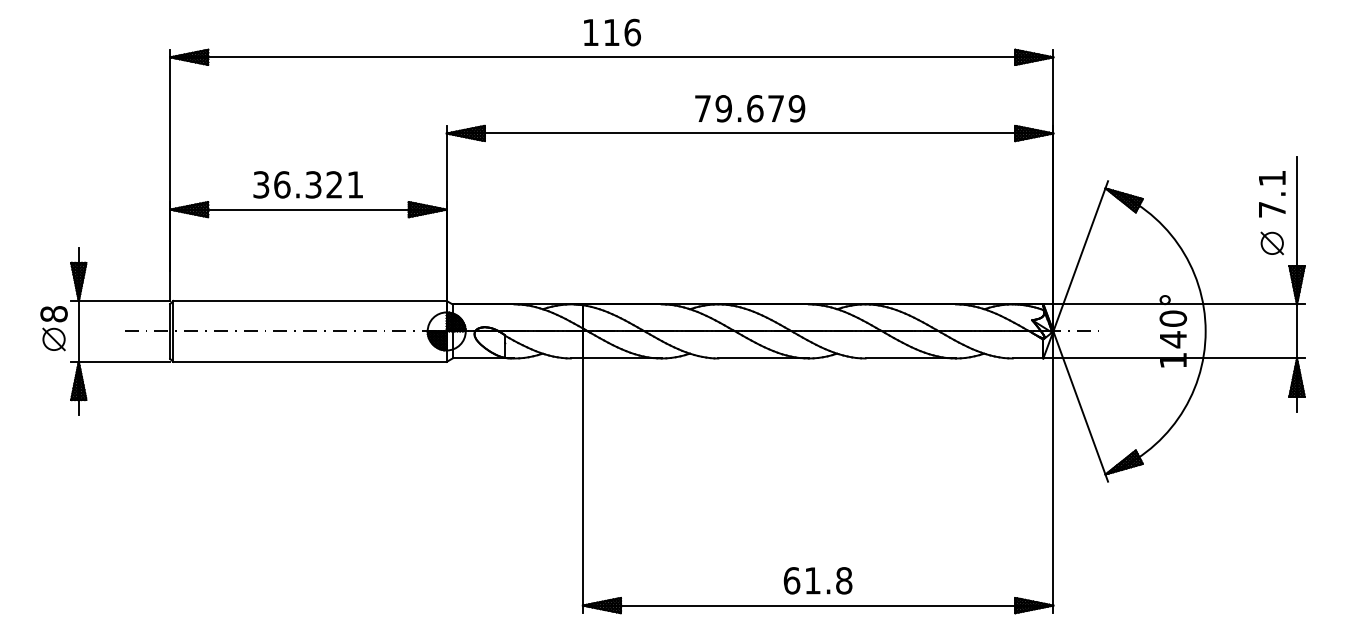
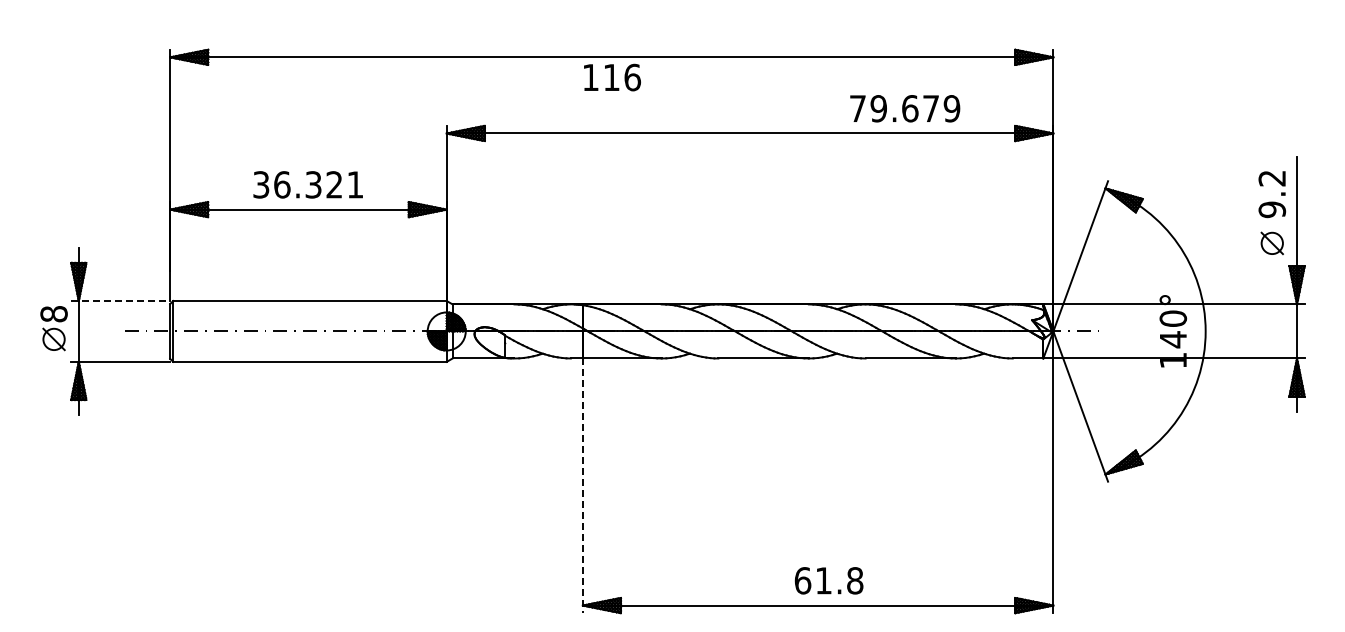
text position: (612, 32) -> (612, 77) (612, 77)
text position: (750, 108) -> (905, 108) (905, 108)
text: 7.1 -> 9.2 (1272, 194)
line: solid -> dashed (121, 301)
line: solid -> dashed (582, 486)
text position: (817, 580) -> (828, 580) (828, 580)
